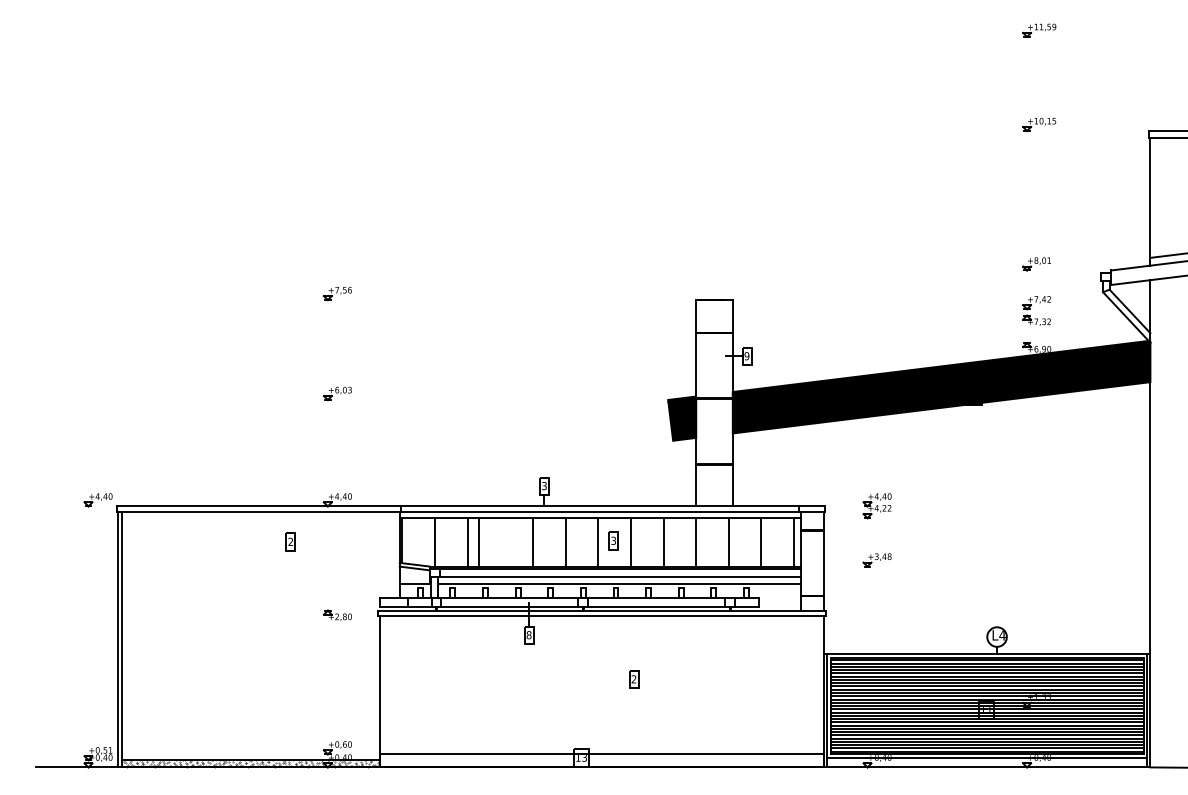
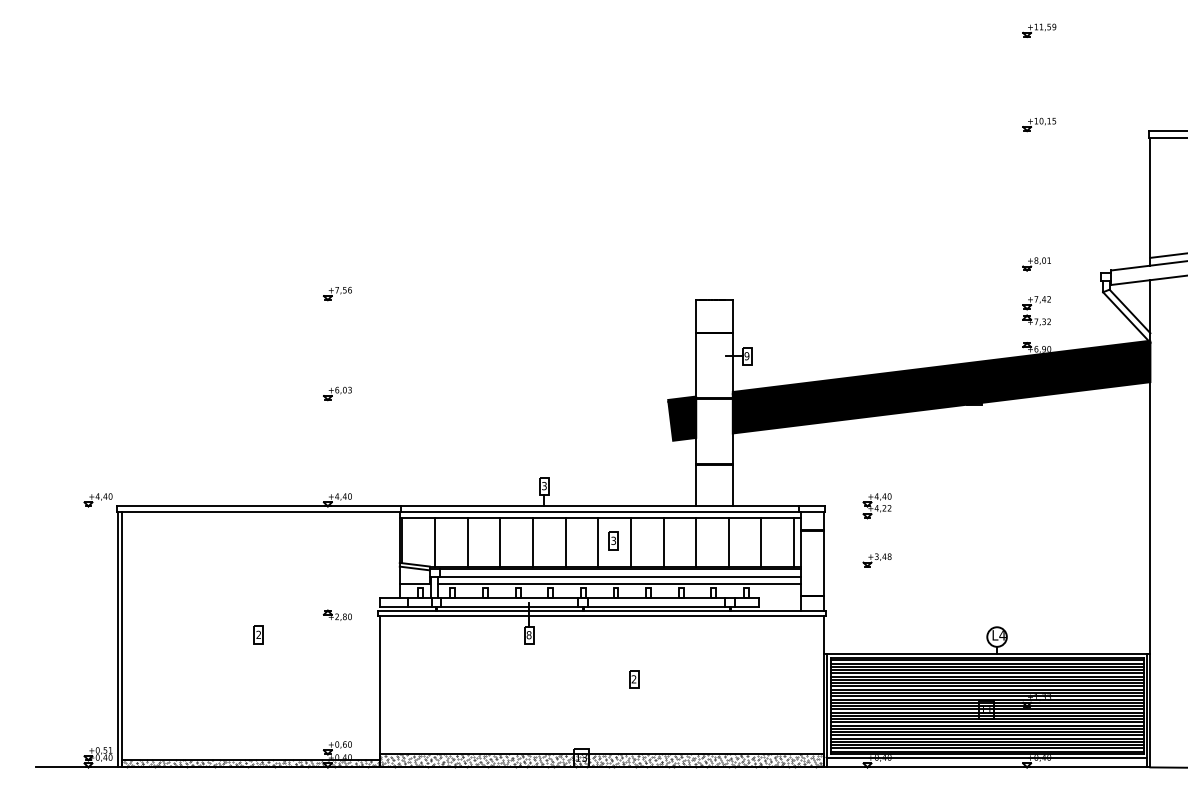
part position: (290, 541) -> (258, 634) (258, 634)
line position: (479, 542) -> (500, 542) (500, 542)
hatch: none -> present (601, 760)
